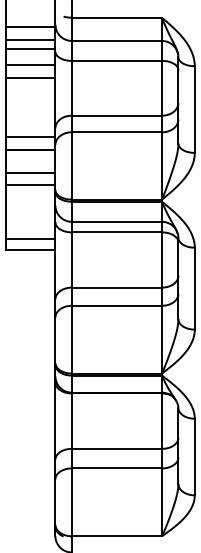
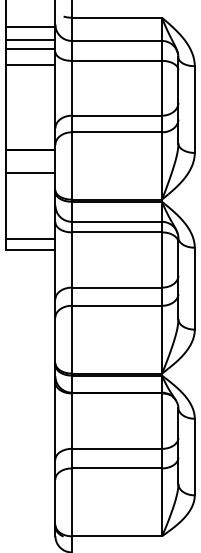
line: present -> none (30, 77)
line: present -> none (30, 136)
line: present -> none (30, 184)
